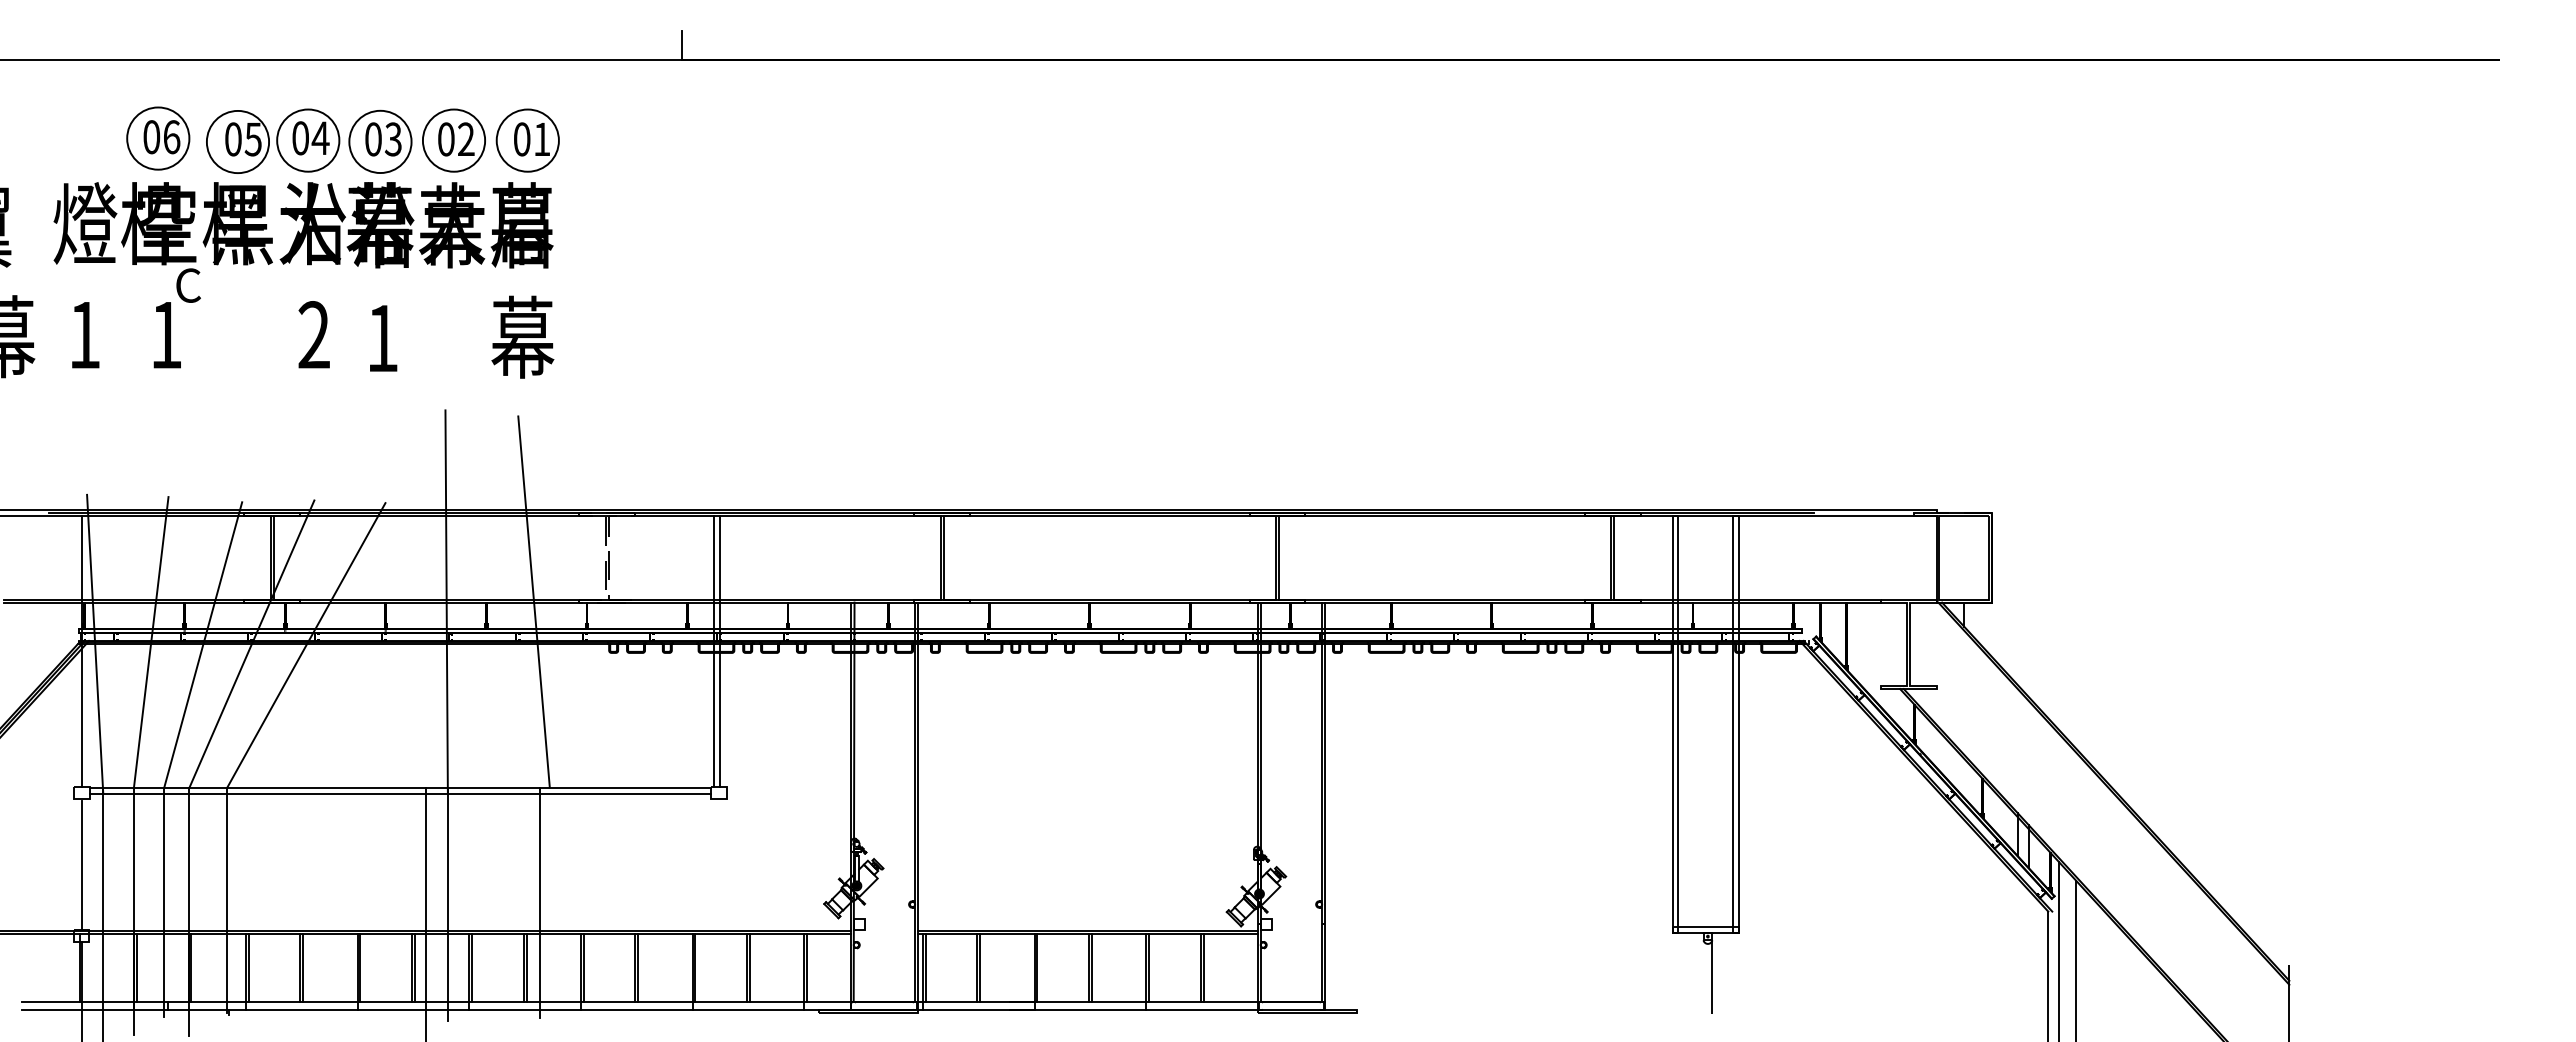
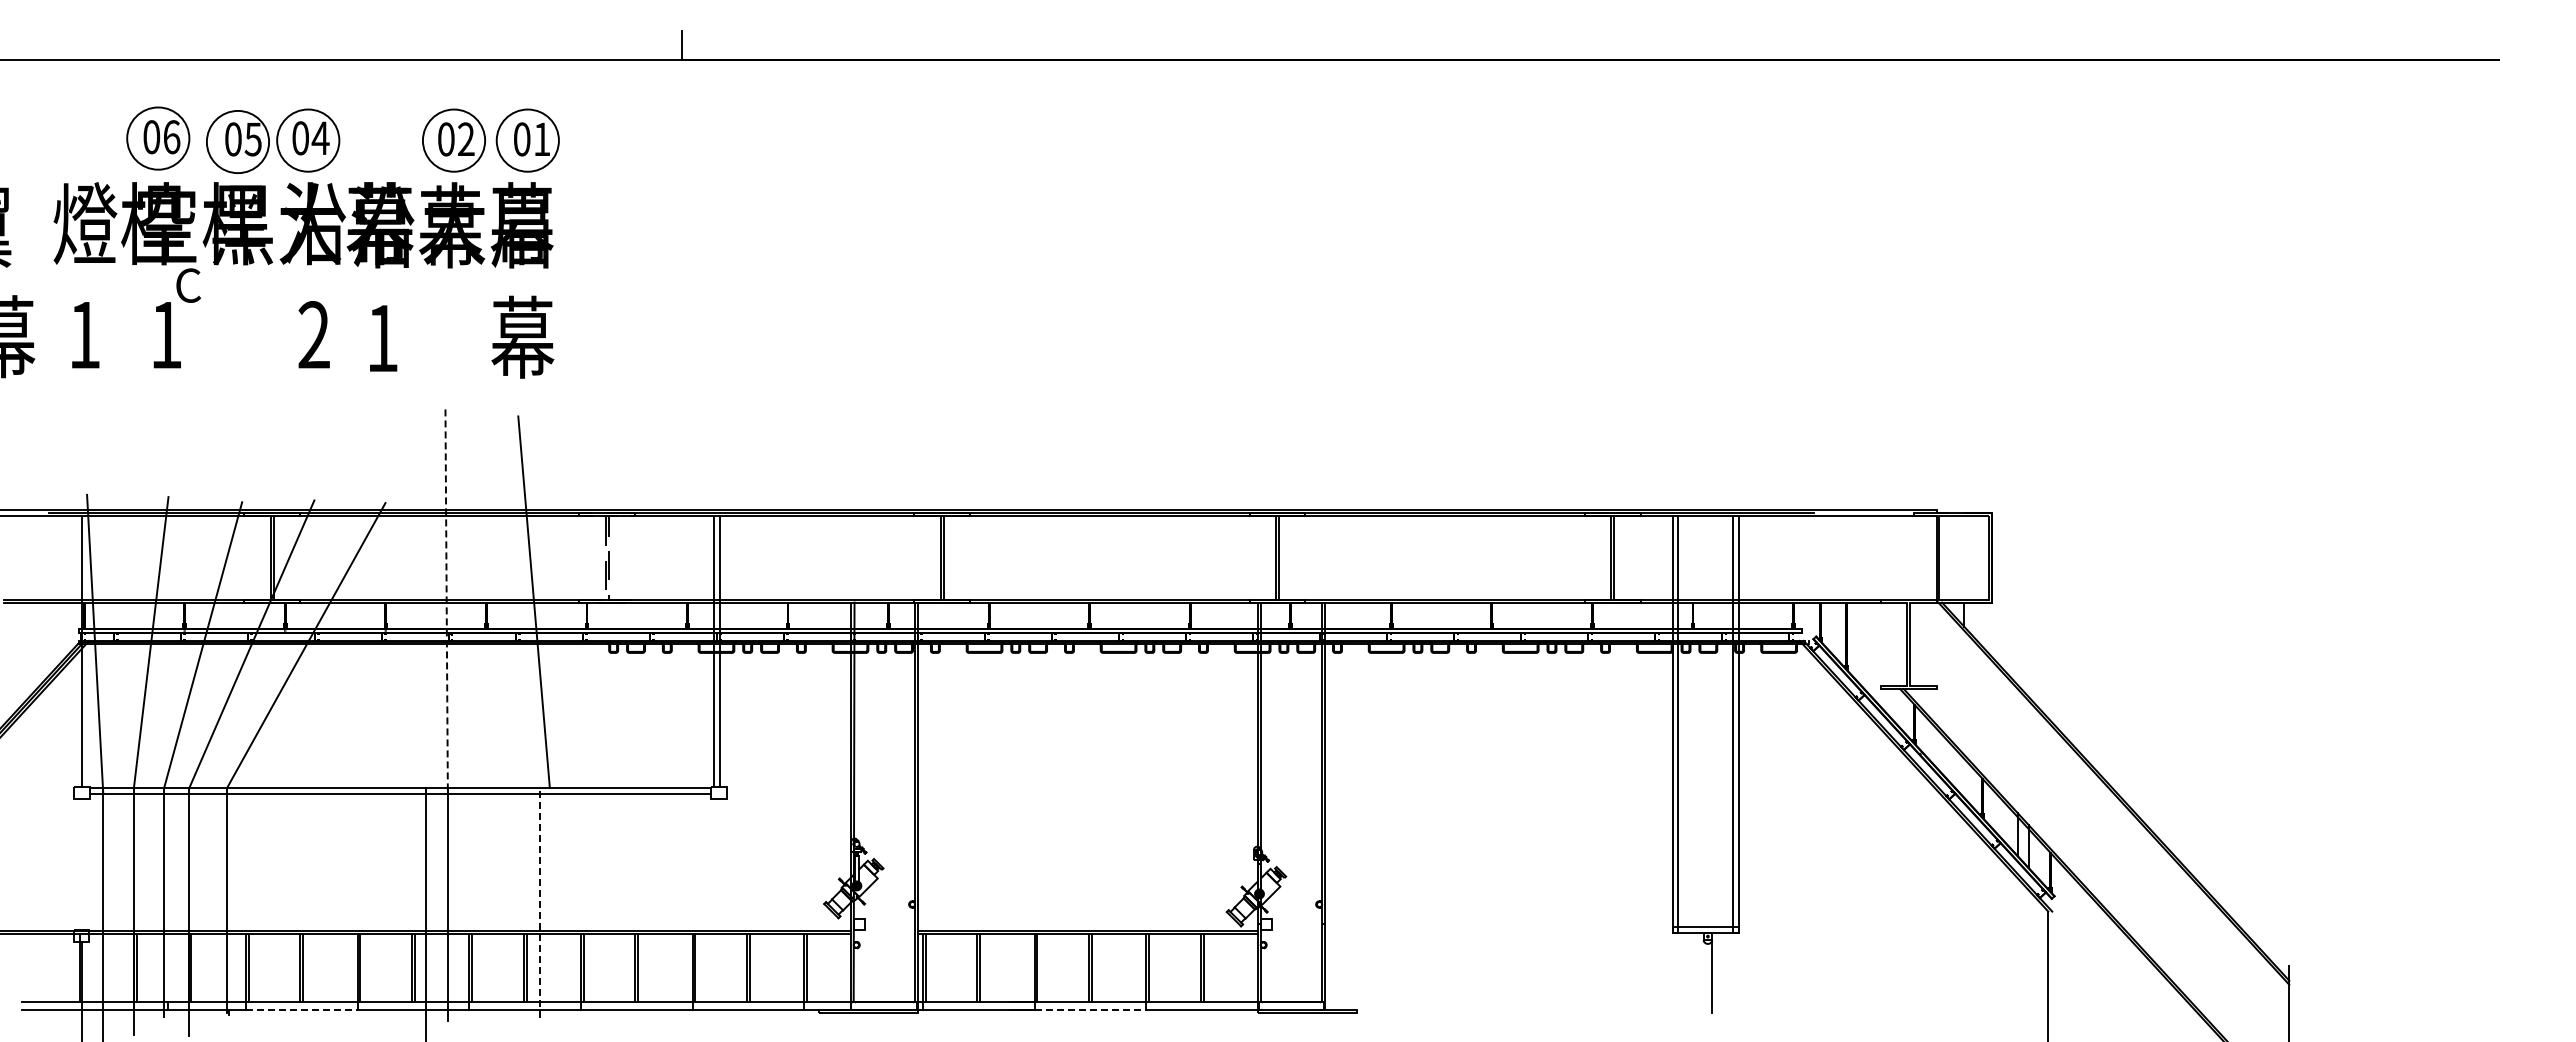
part: present -> none (380, 141)
line: solid -> dashed (446, 602)
line: present -> none (82, 865)
line: solid -> dashed (539, 903)
line: present -> none (2059, 950)
line: present -> none (2076, 959)
line: solid -> dashed (301, 1010)
line: solid -> dashed (1090, 1010)
